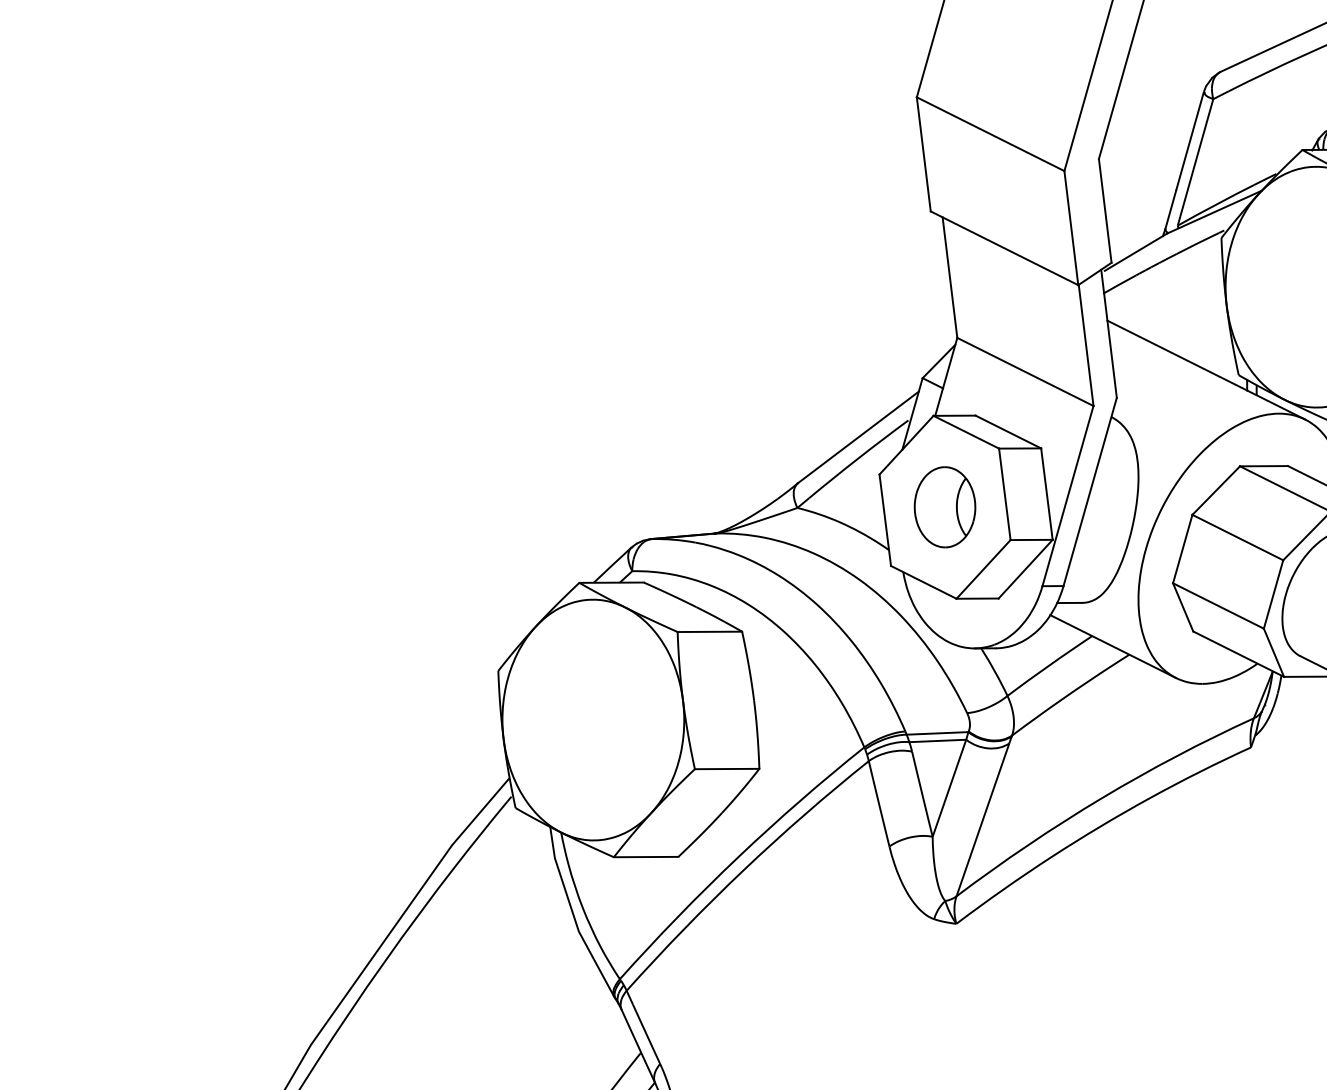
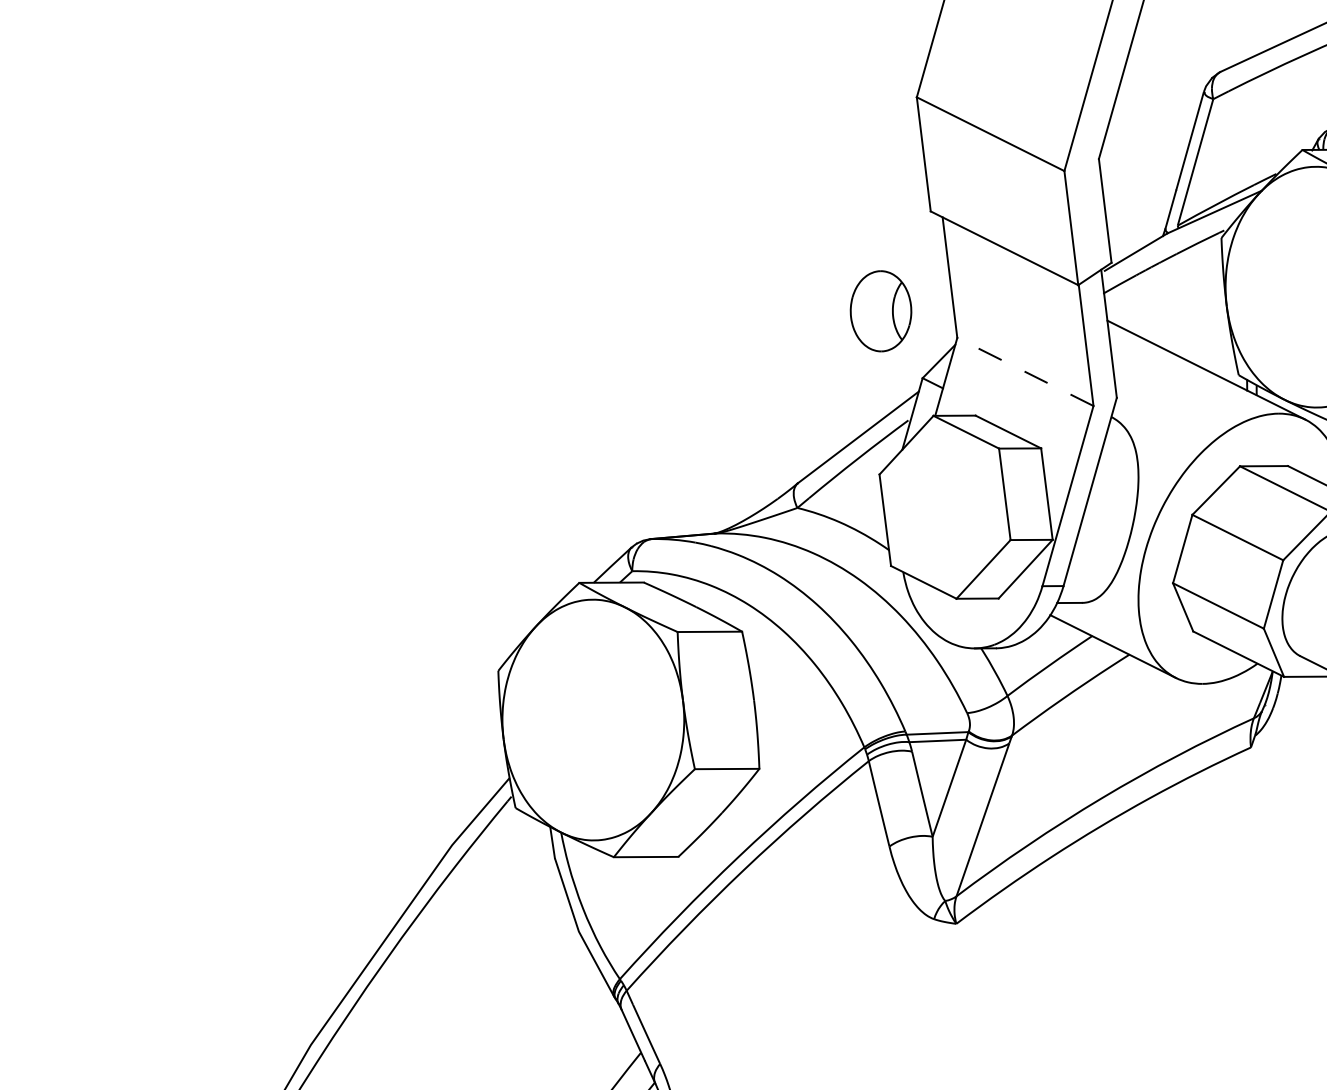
line: solid -> dashed (1024, 371)
part position: (944, 507) -> (880, 311) (880, 311)
